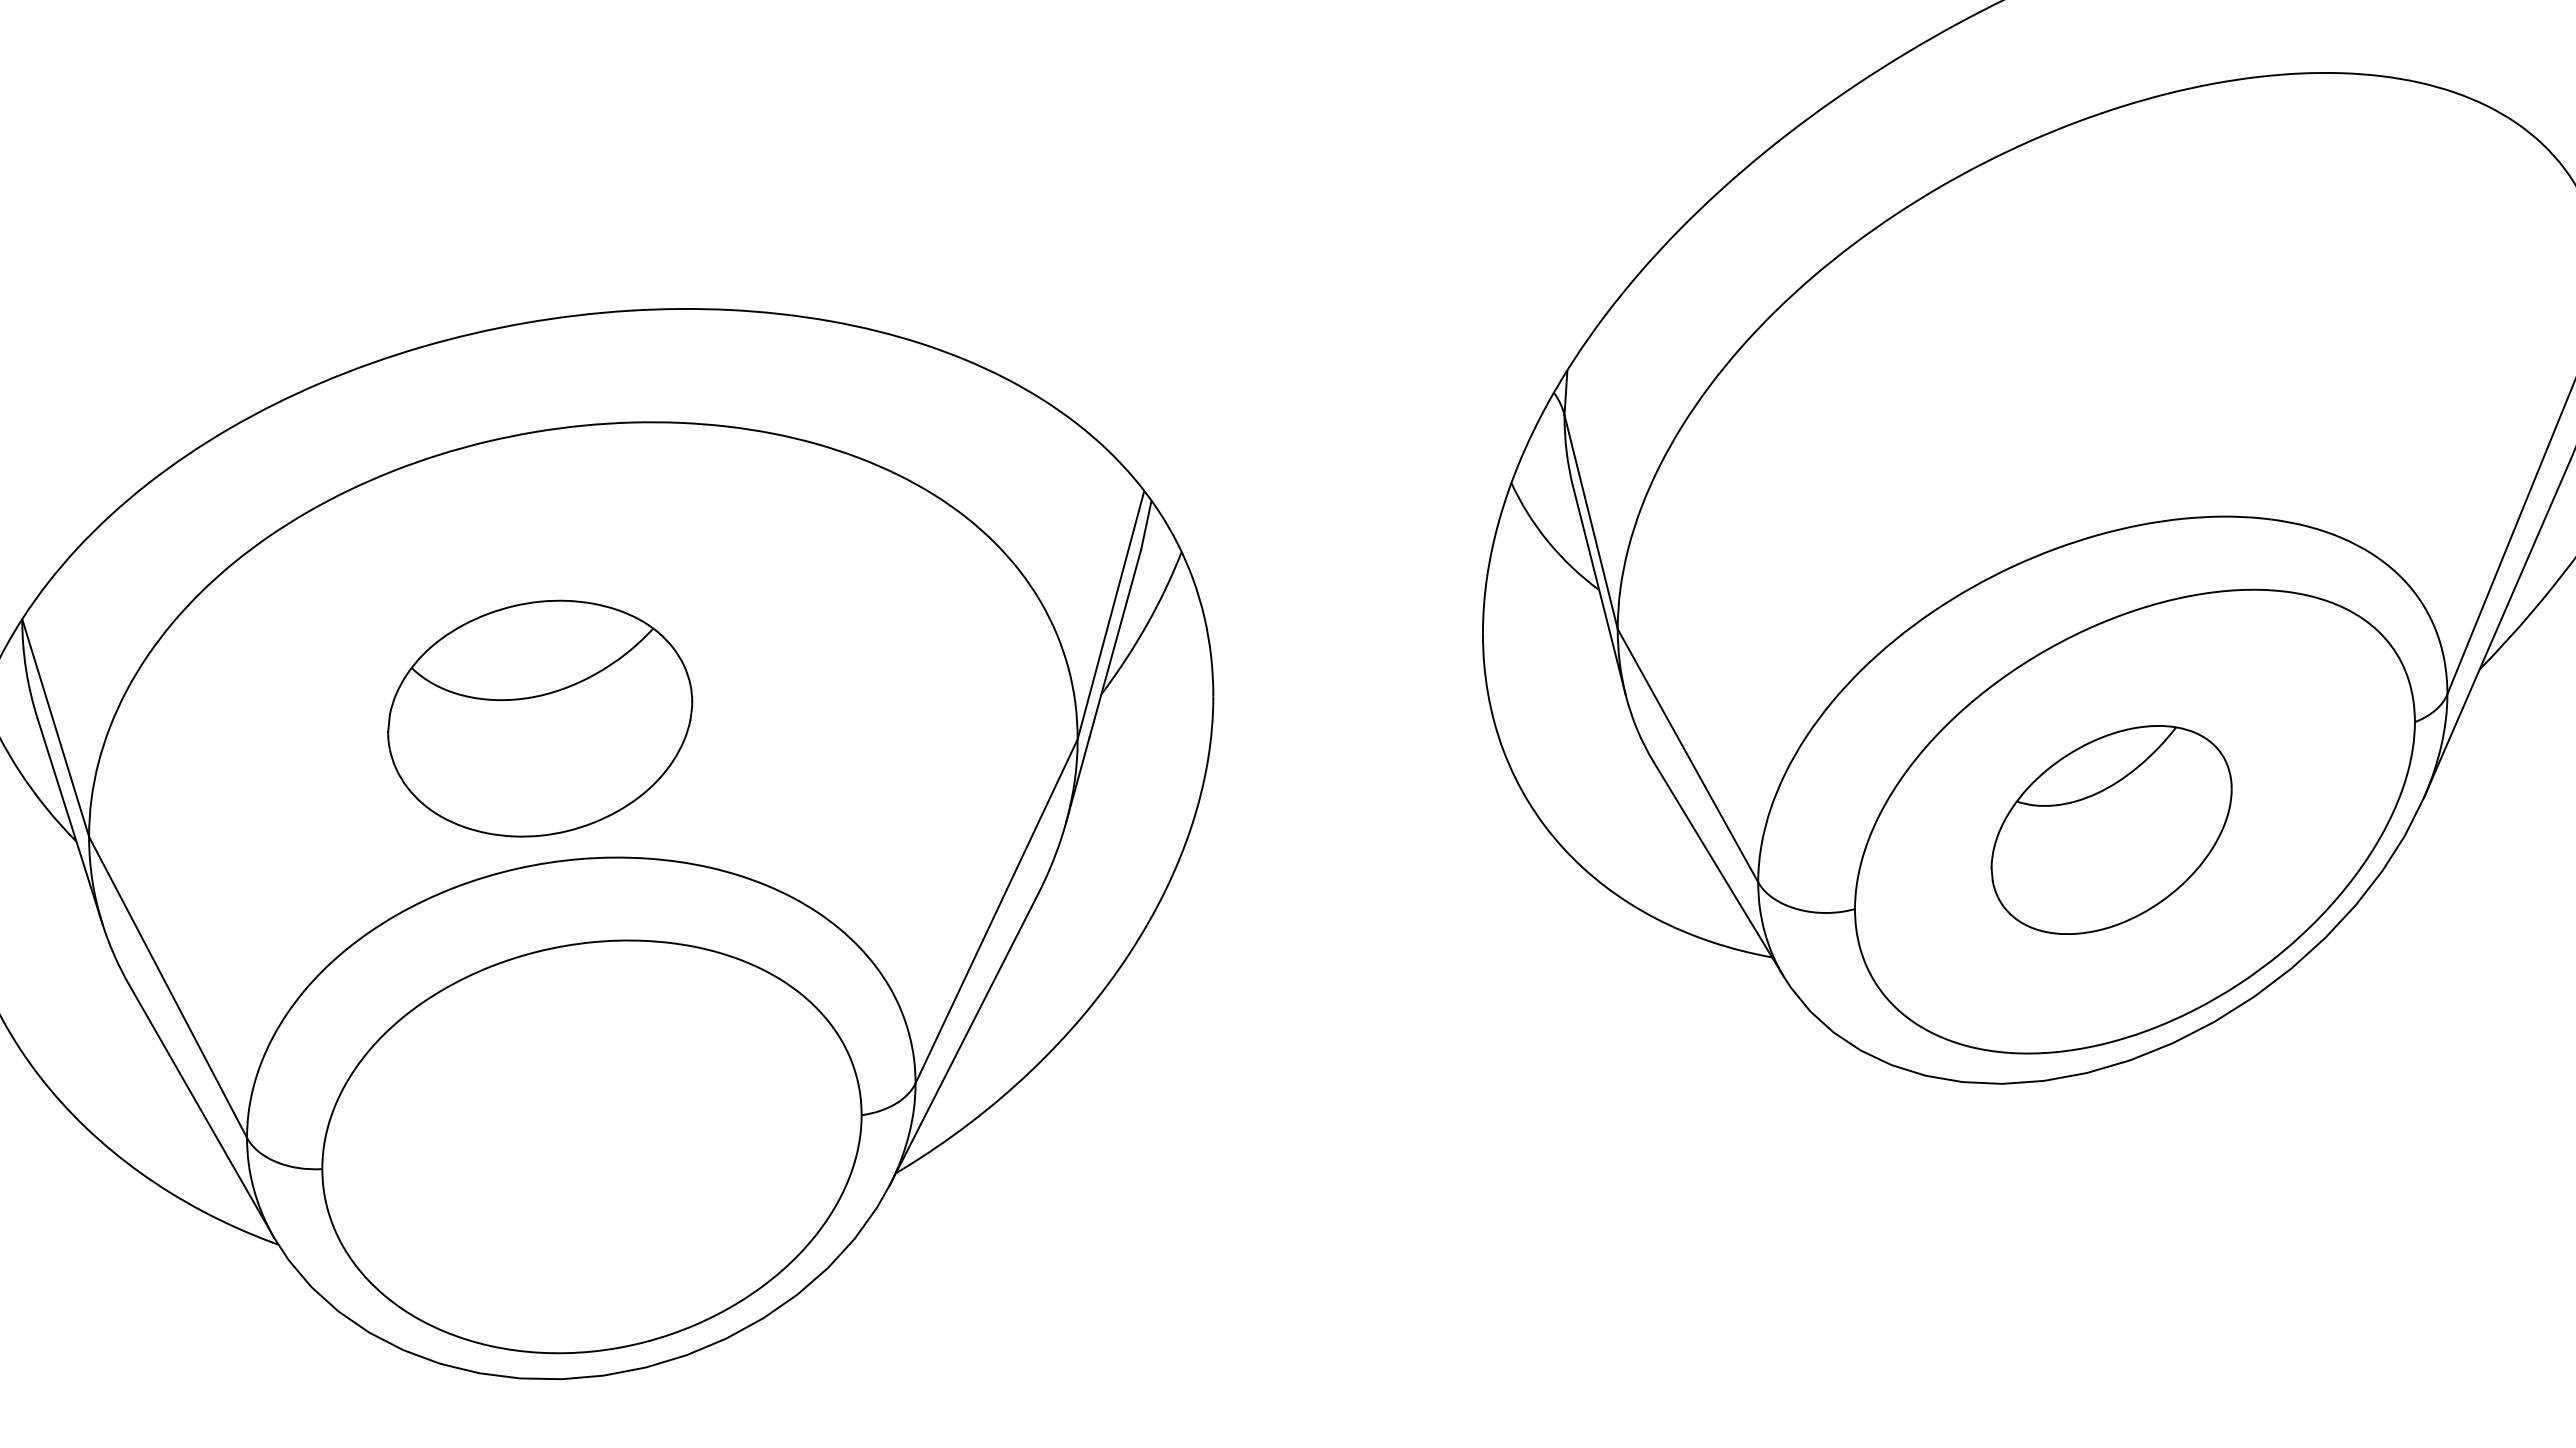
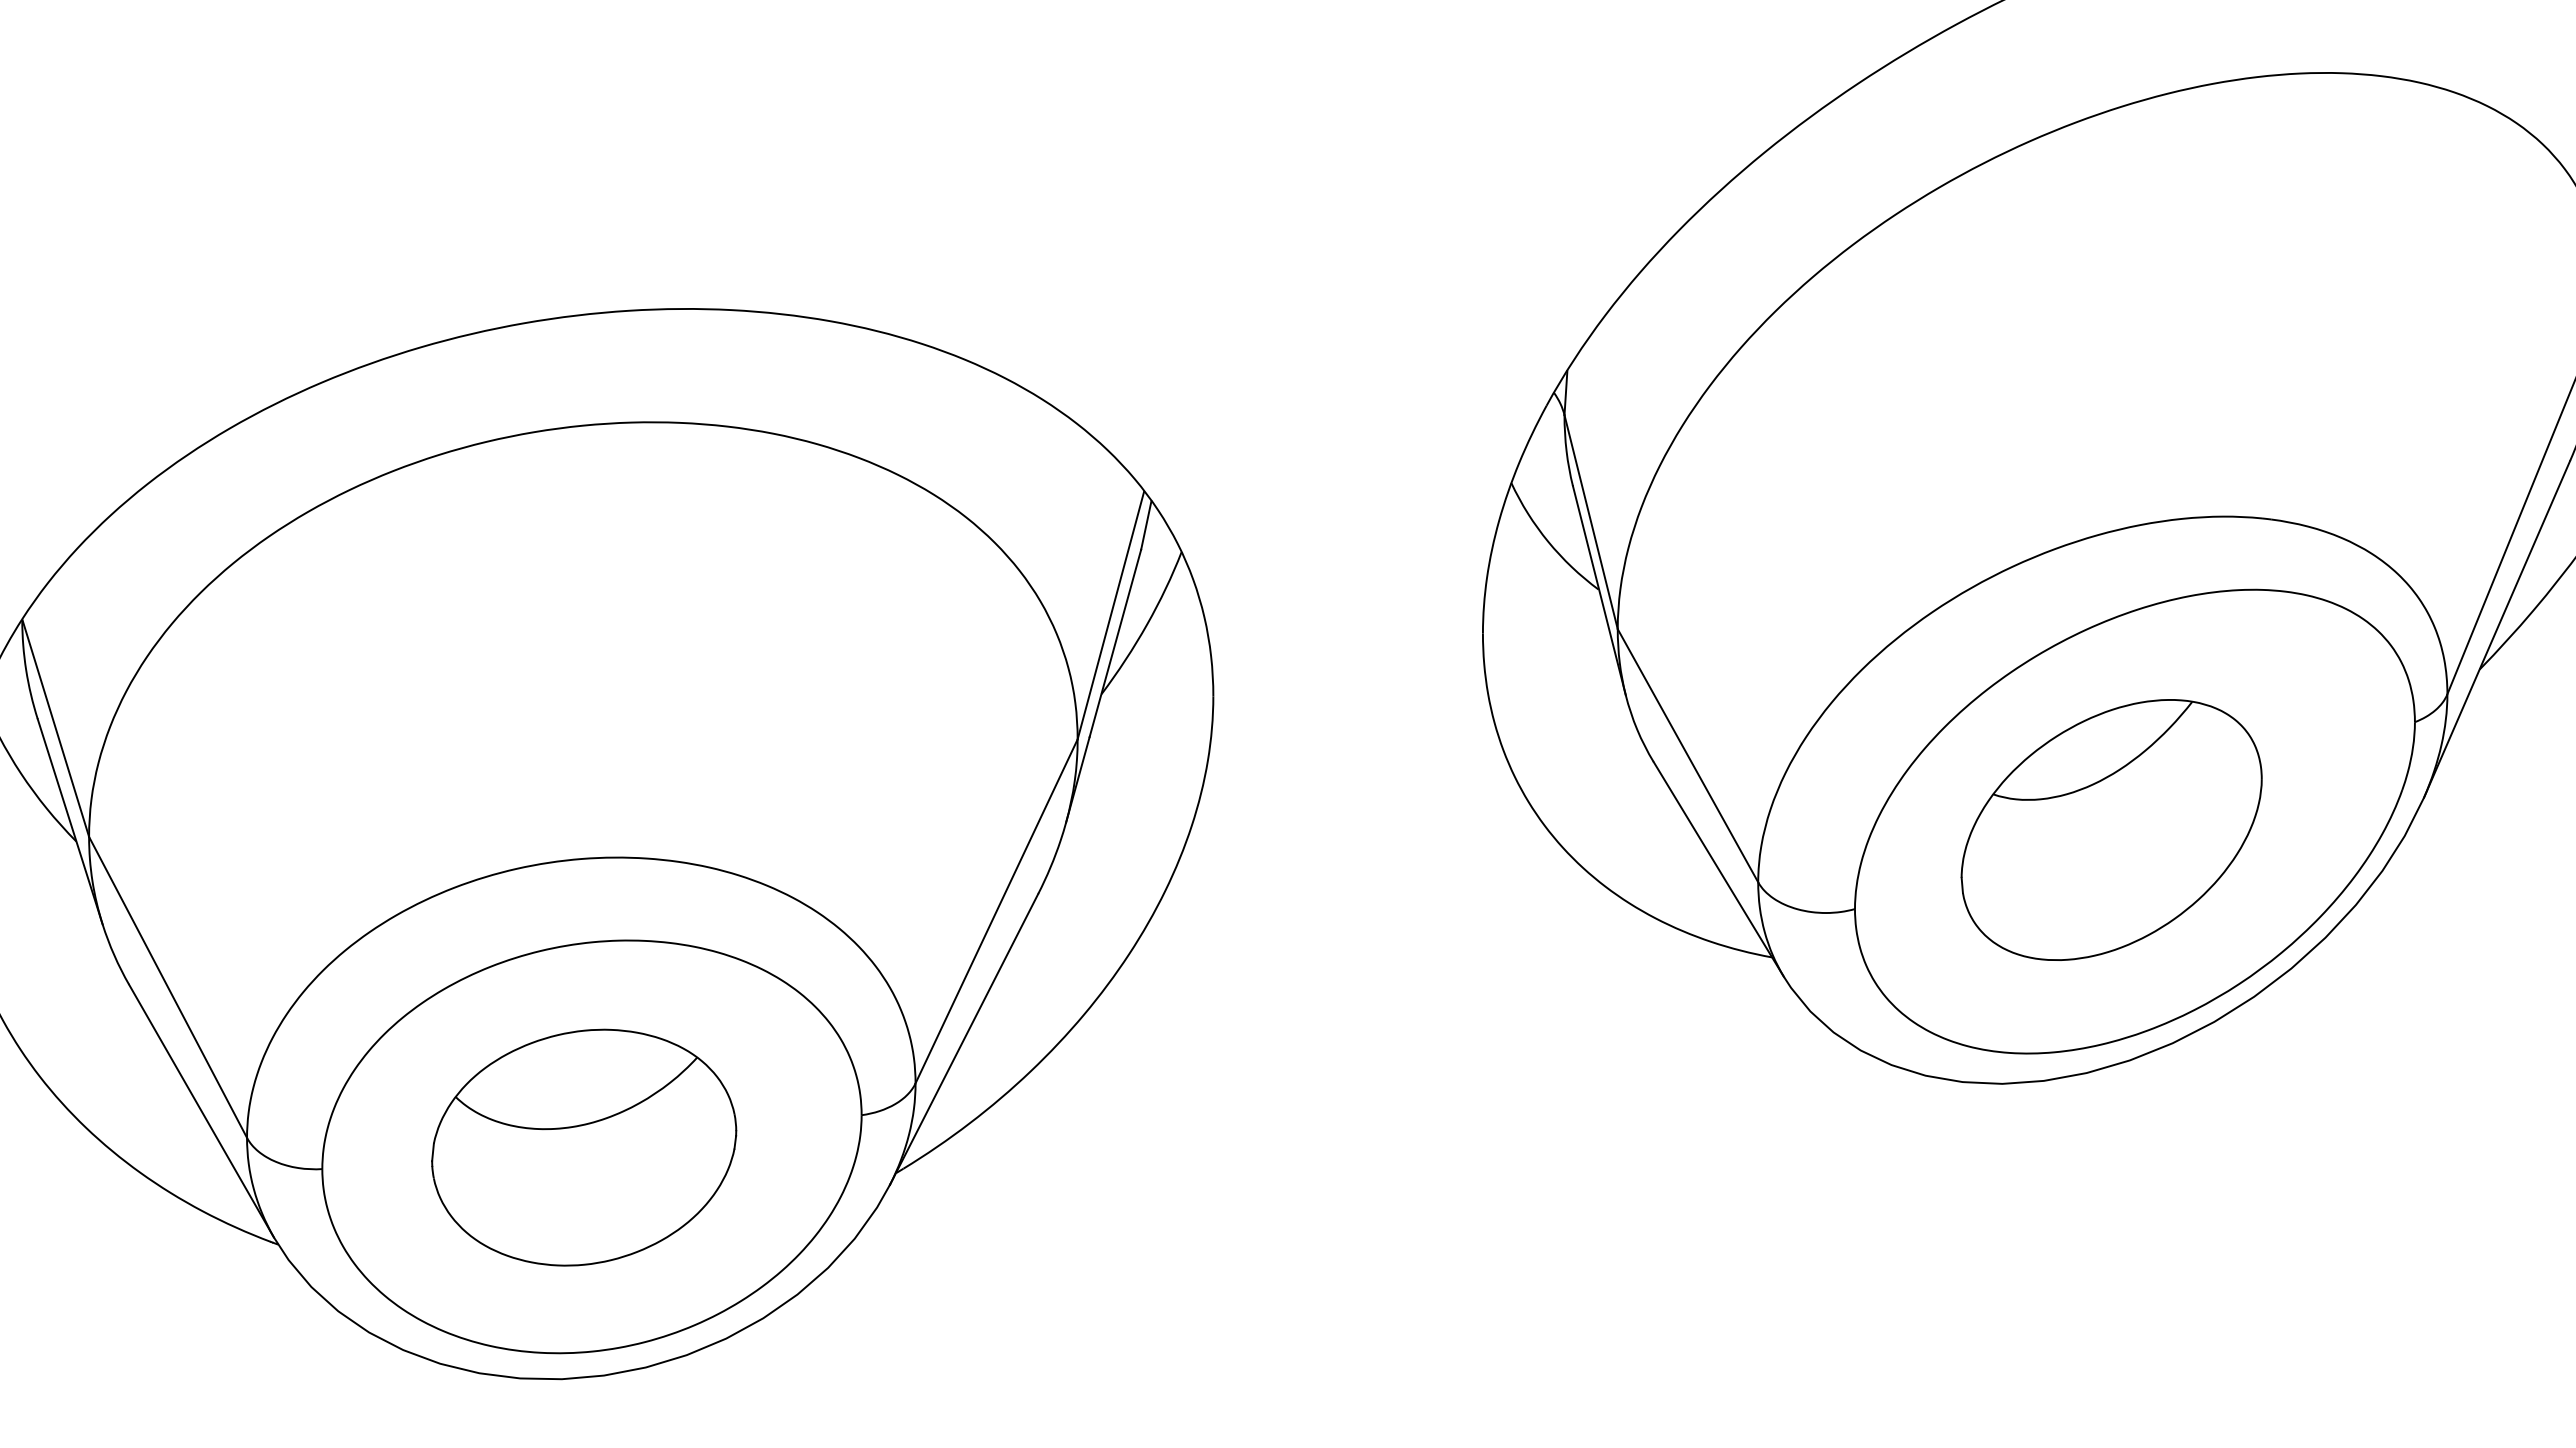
part position: (540, 718) -> (584, 1147) (584, 1147)
part size: 243x210 px -> 303x262 px (2111, 829)
